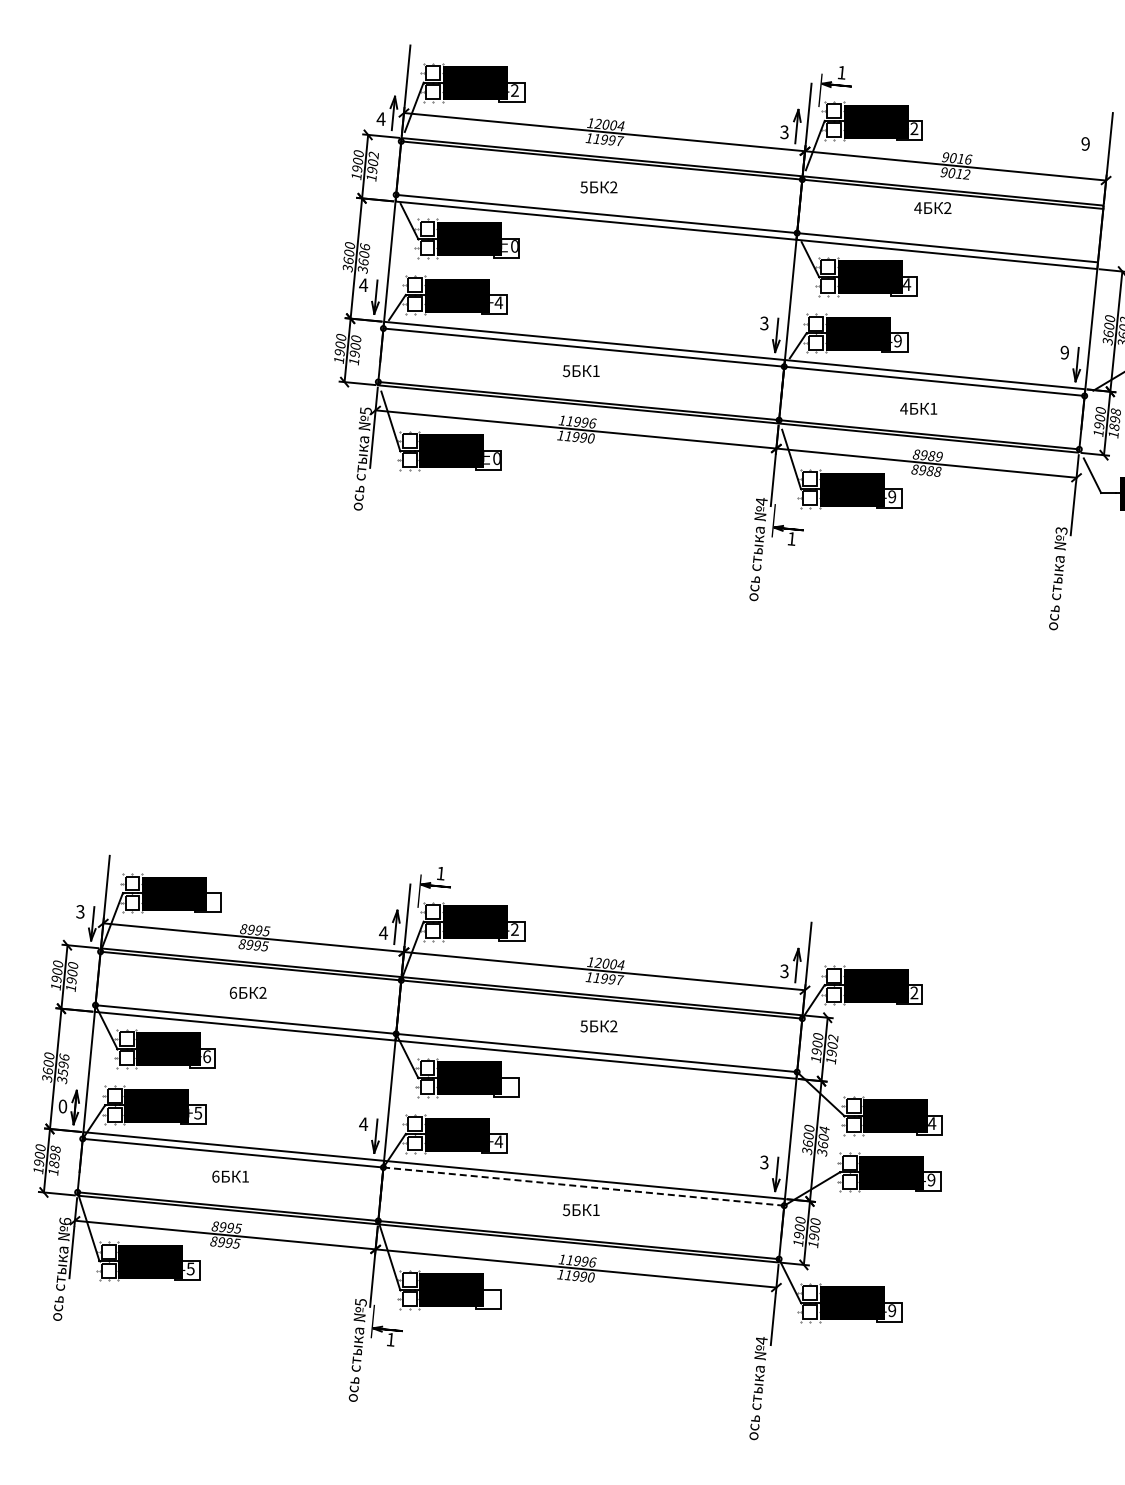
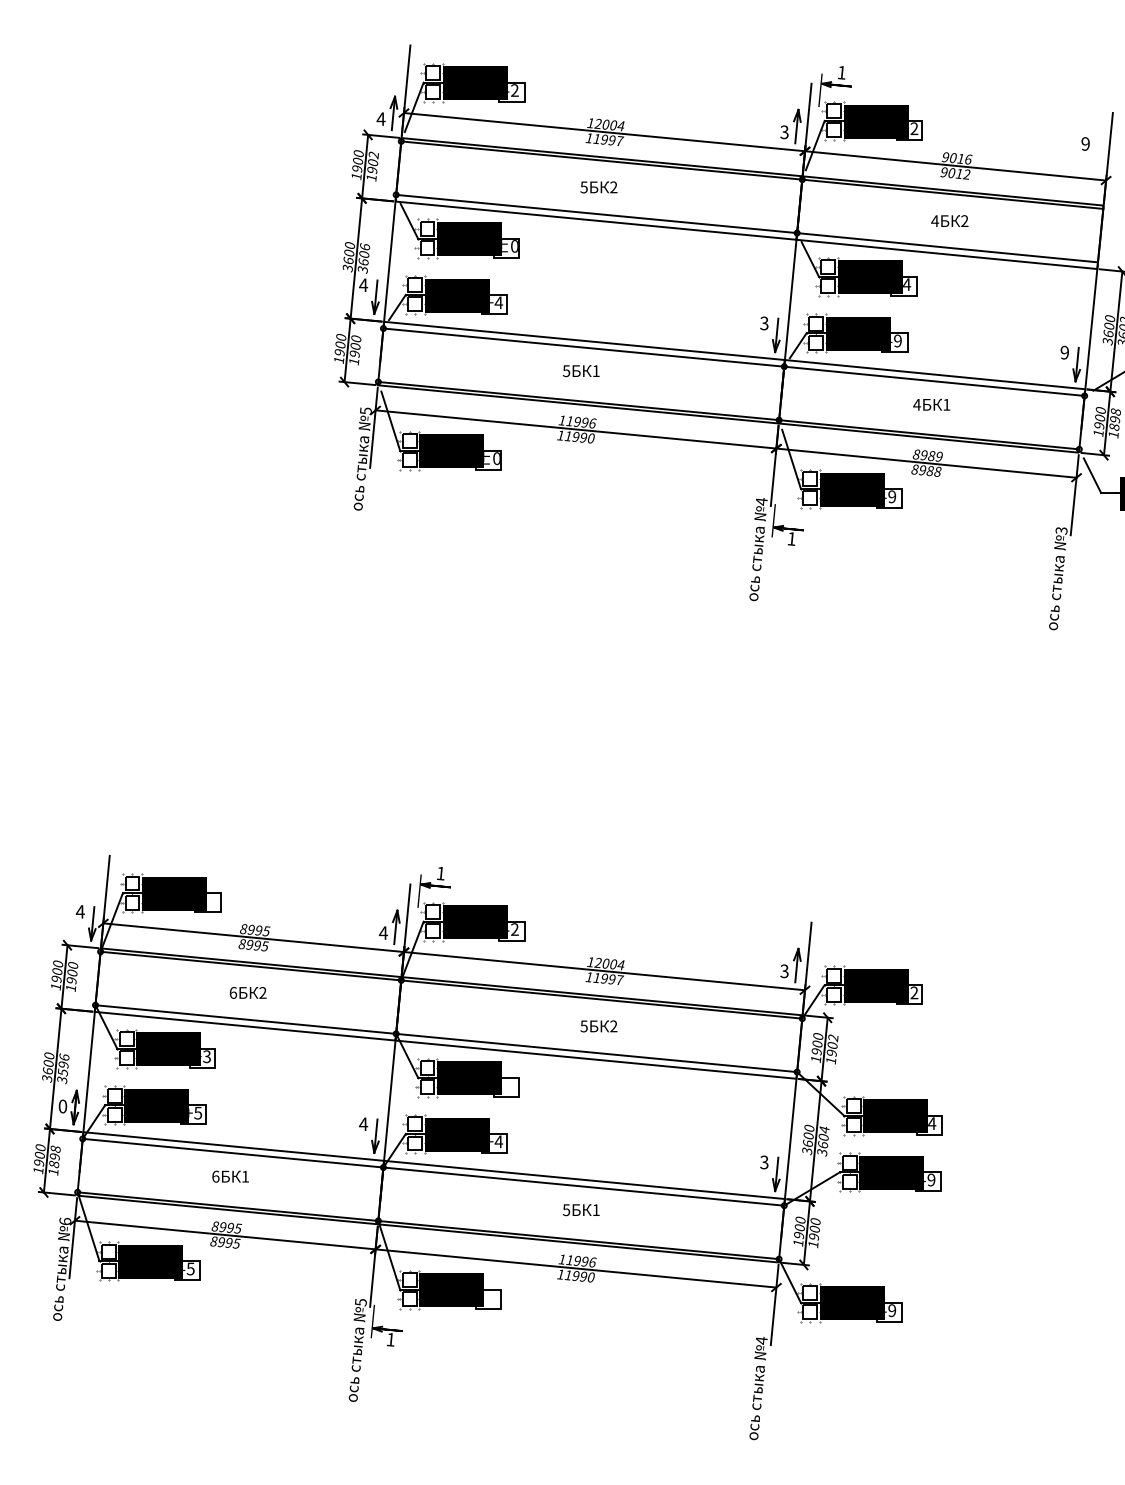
text position: (932, 207) -> (949, 220) (949, 220)
text position: (918, 408) -> (931, 404) (931, 404)
text: 3 -> 4 (79, 911)
text: +6 -> +3 (207, 1056)
line: dashed -> solid (583, 1186)
